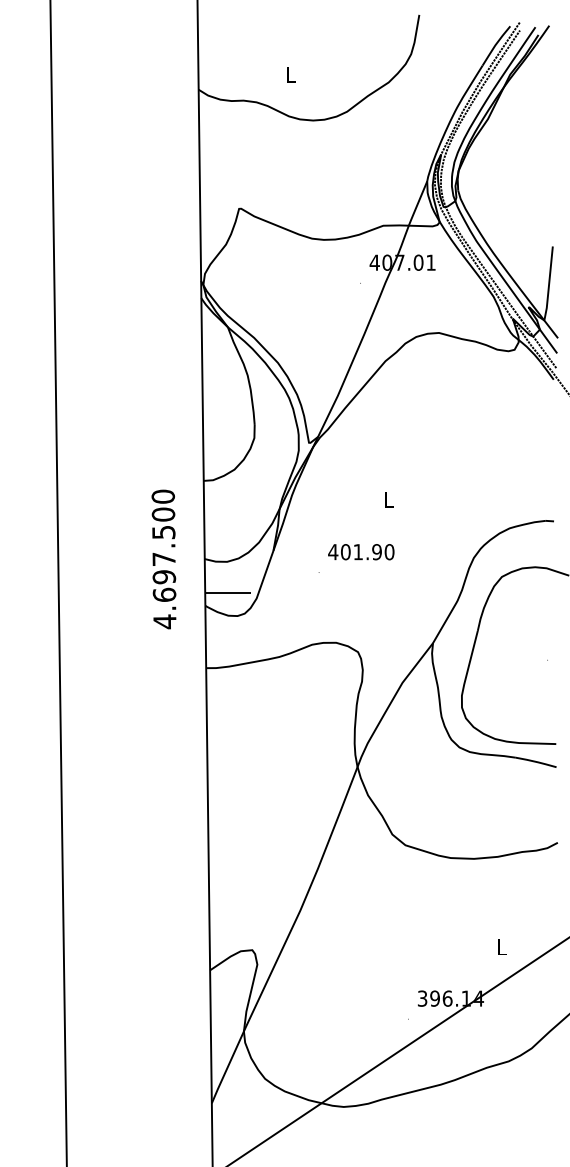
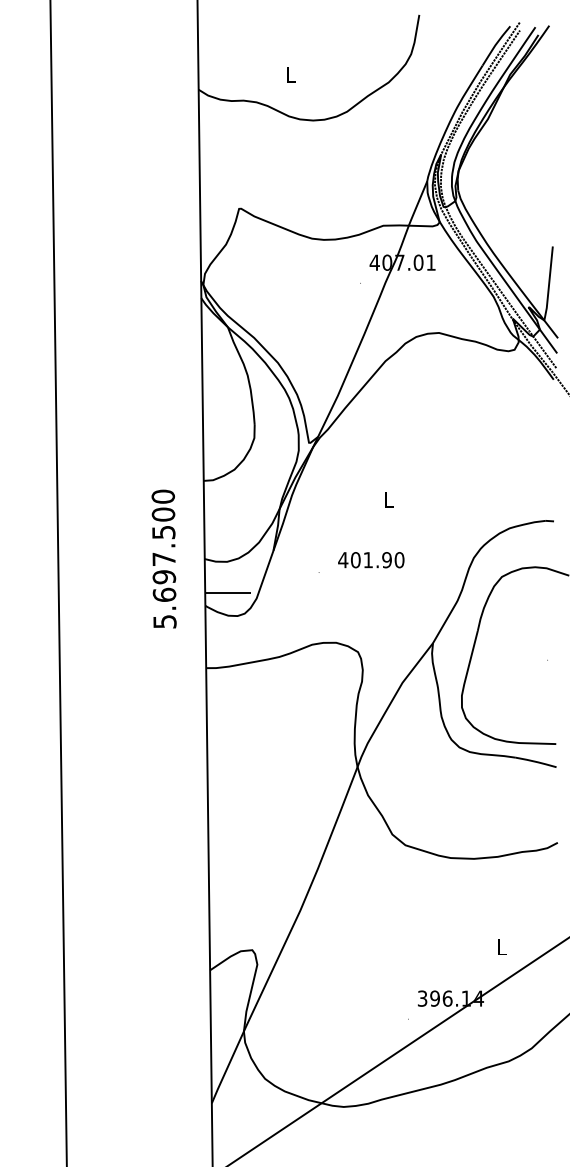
text position: (361, 552) -> (371, 560) (371, 560)
text: 4.697.500 -> 5.697.500 (164, 621)
